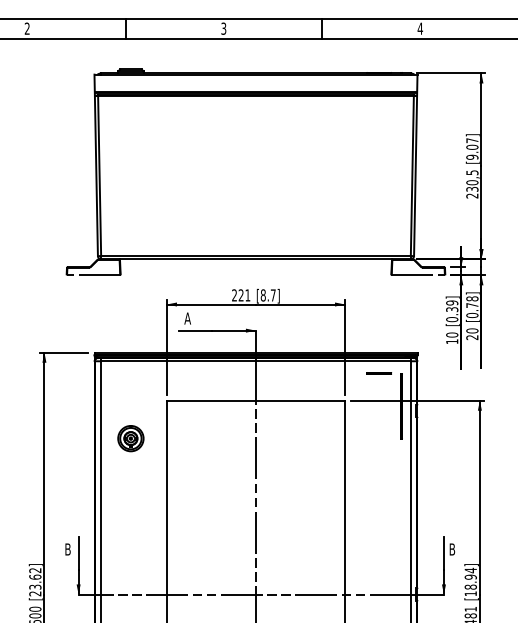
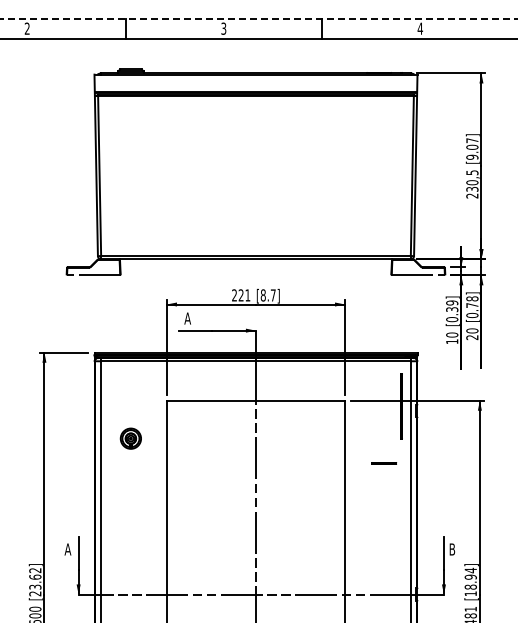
line: solid -> dashed (259, 18)
line position: (379, 373) -> (384, 463) (384, 463)
part size: 28x28 px -> 23x23 px (130, 438)
text: B -> A (67, 549)
